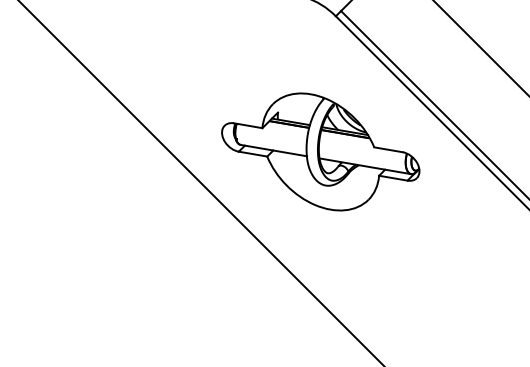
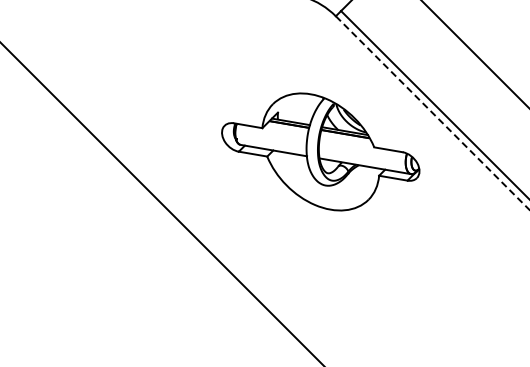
line position: (480, 47) -> (474, 53) (474, 53)
line: solid -> dashed (432, 113)
line position: (200, 182) -> (161, 203) (161, 203)
